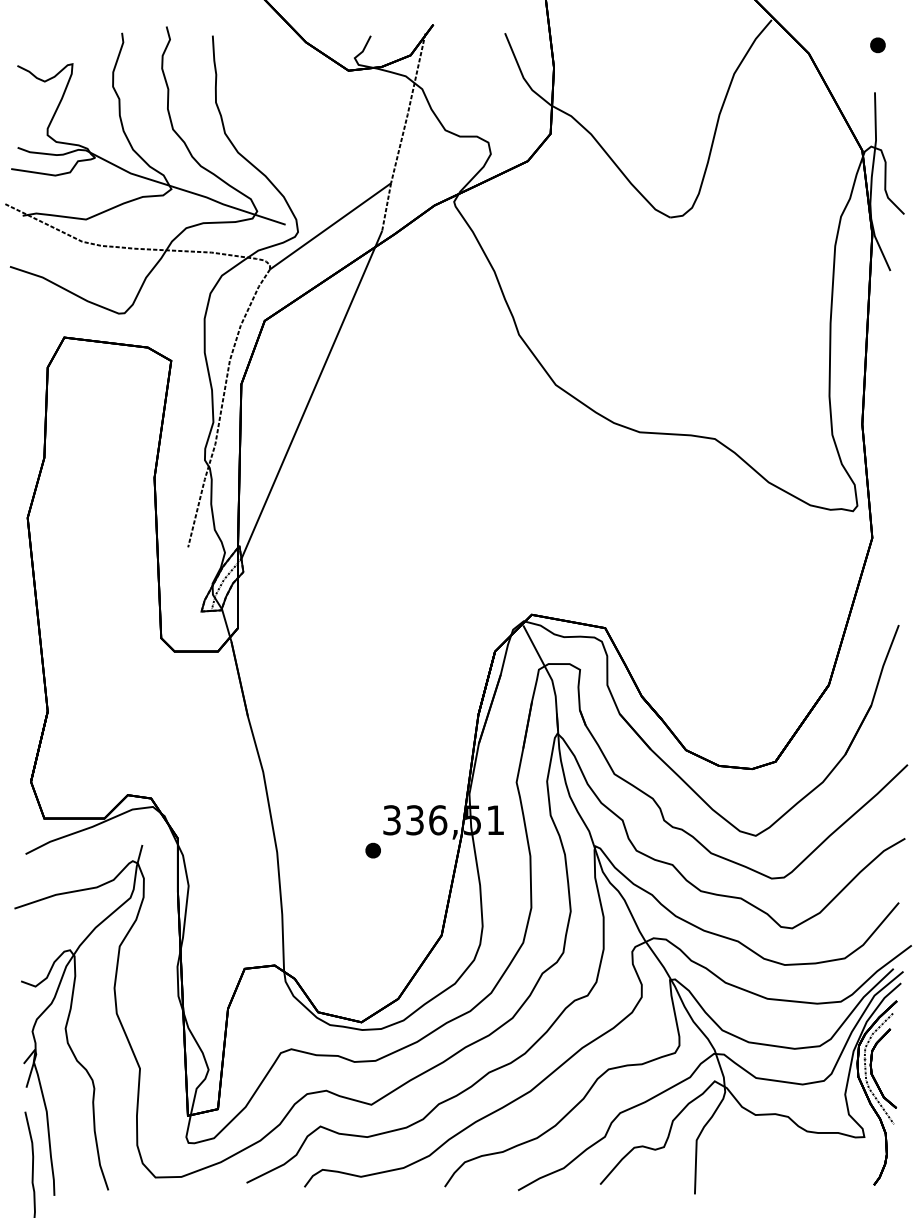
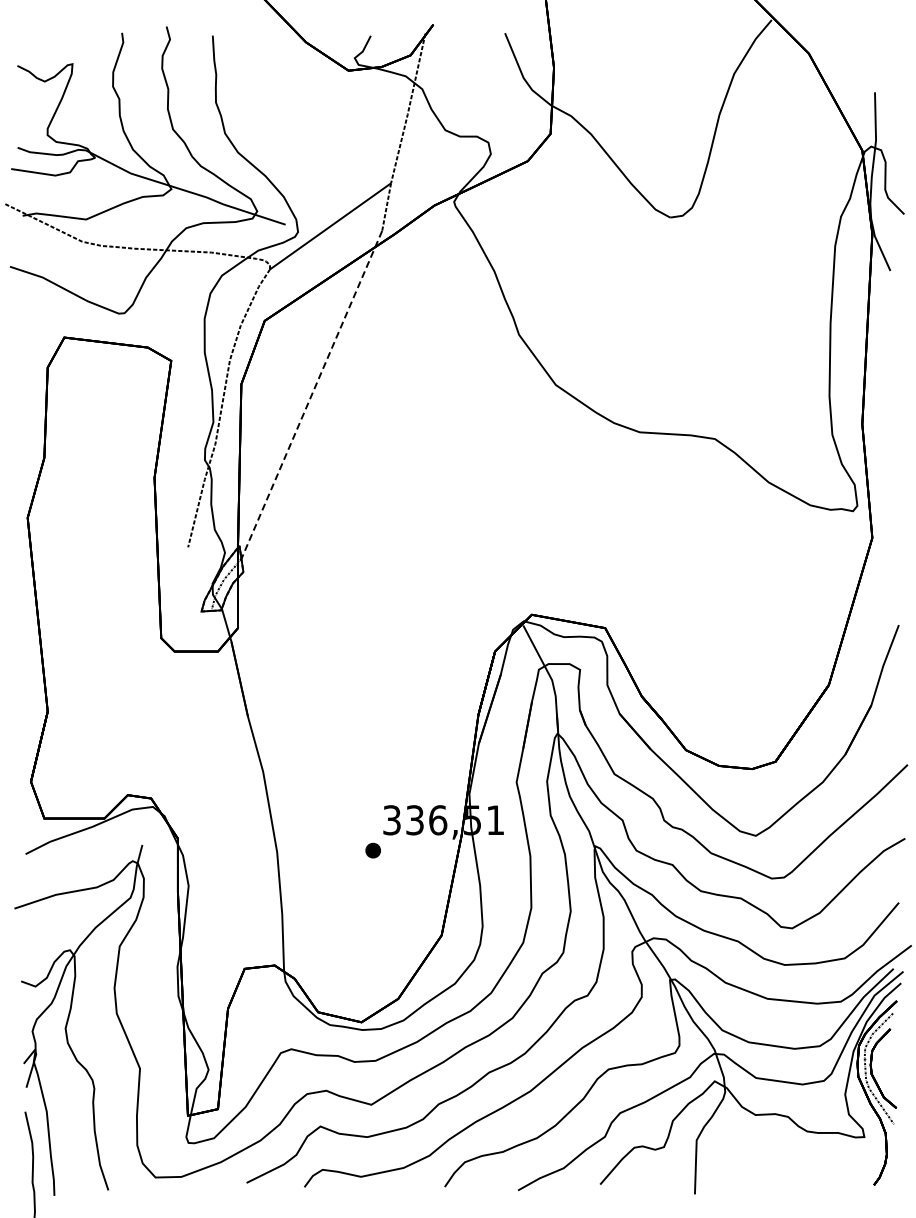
part: present -> none (877, 45)
line: solid -> dashed (311, 395)
